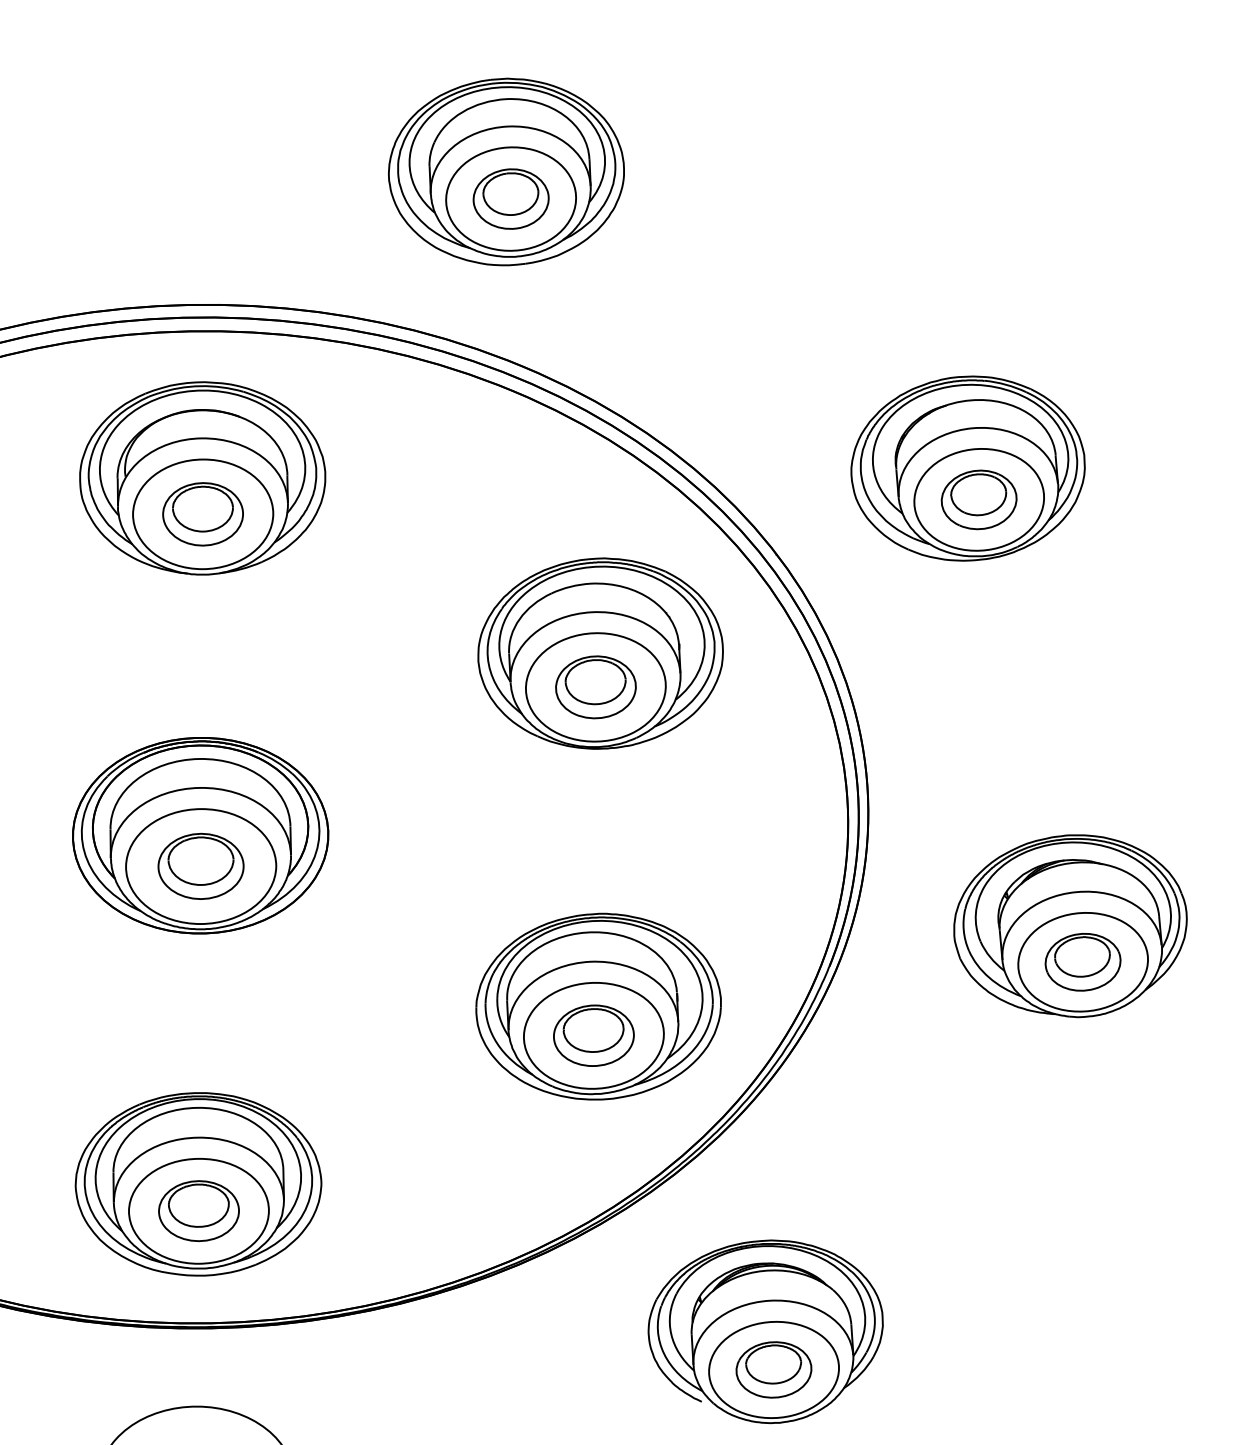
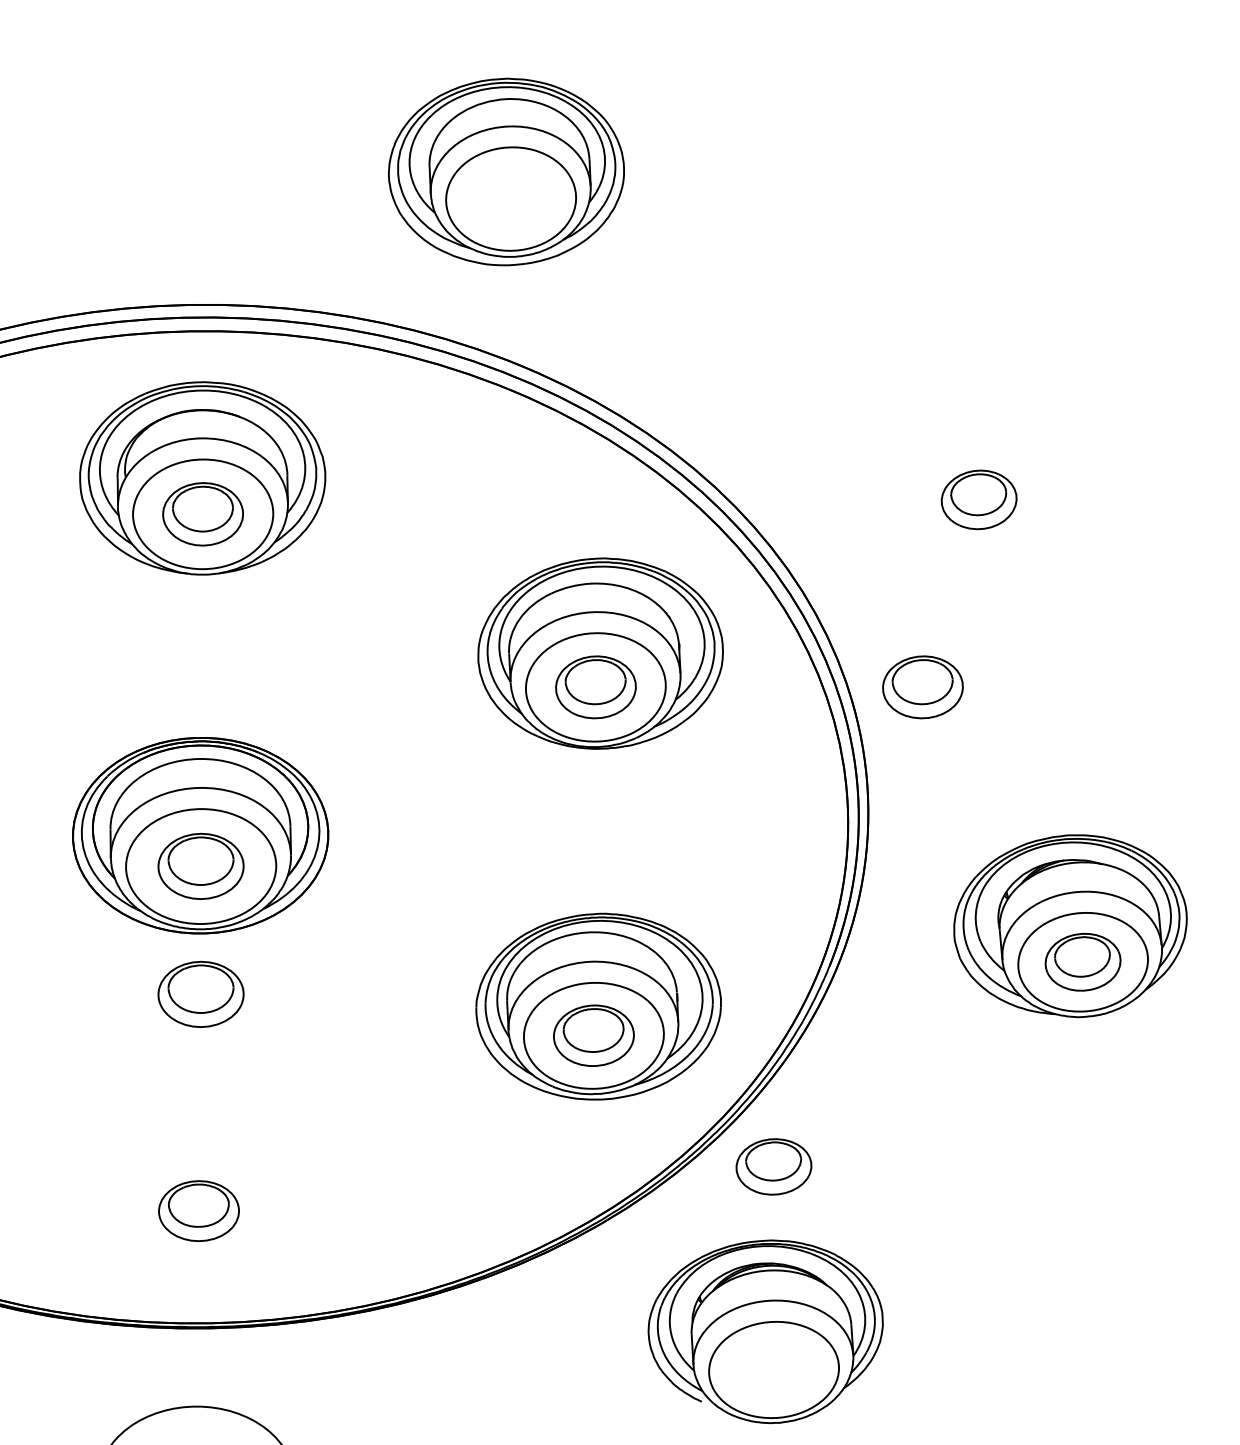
part: present -> none (510, 198)
part: present -> none (967, 468)
part: none -> present (922, 687)
part: none -> present (200, 993)
part: present -> none (198, 1184)
part position: (773, 1369) -> (773, 1166) (773, 1166)
